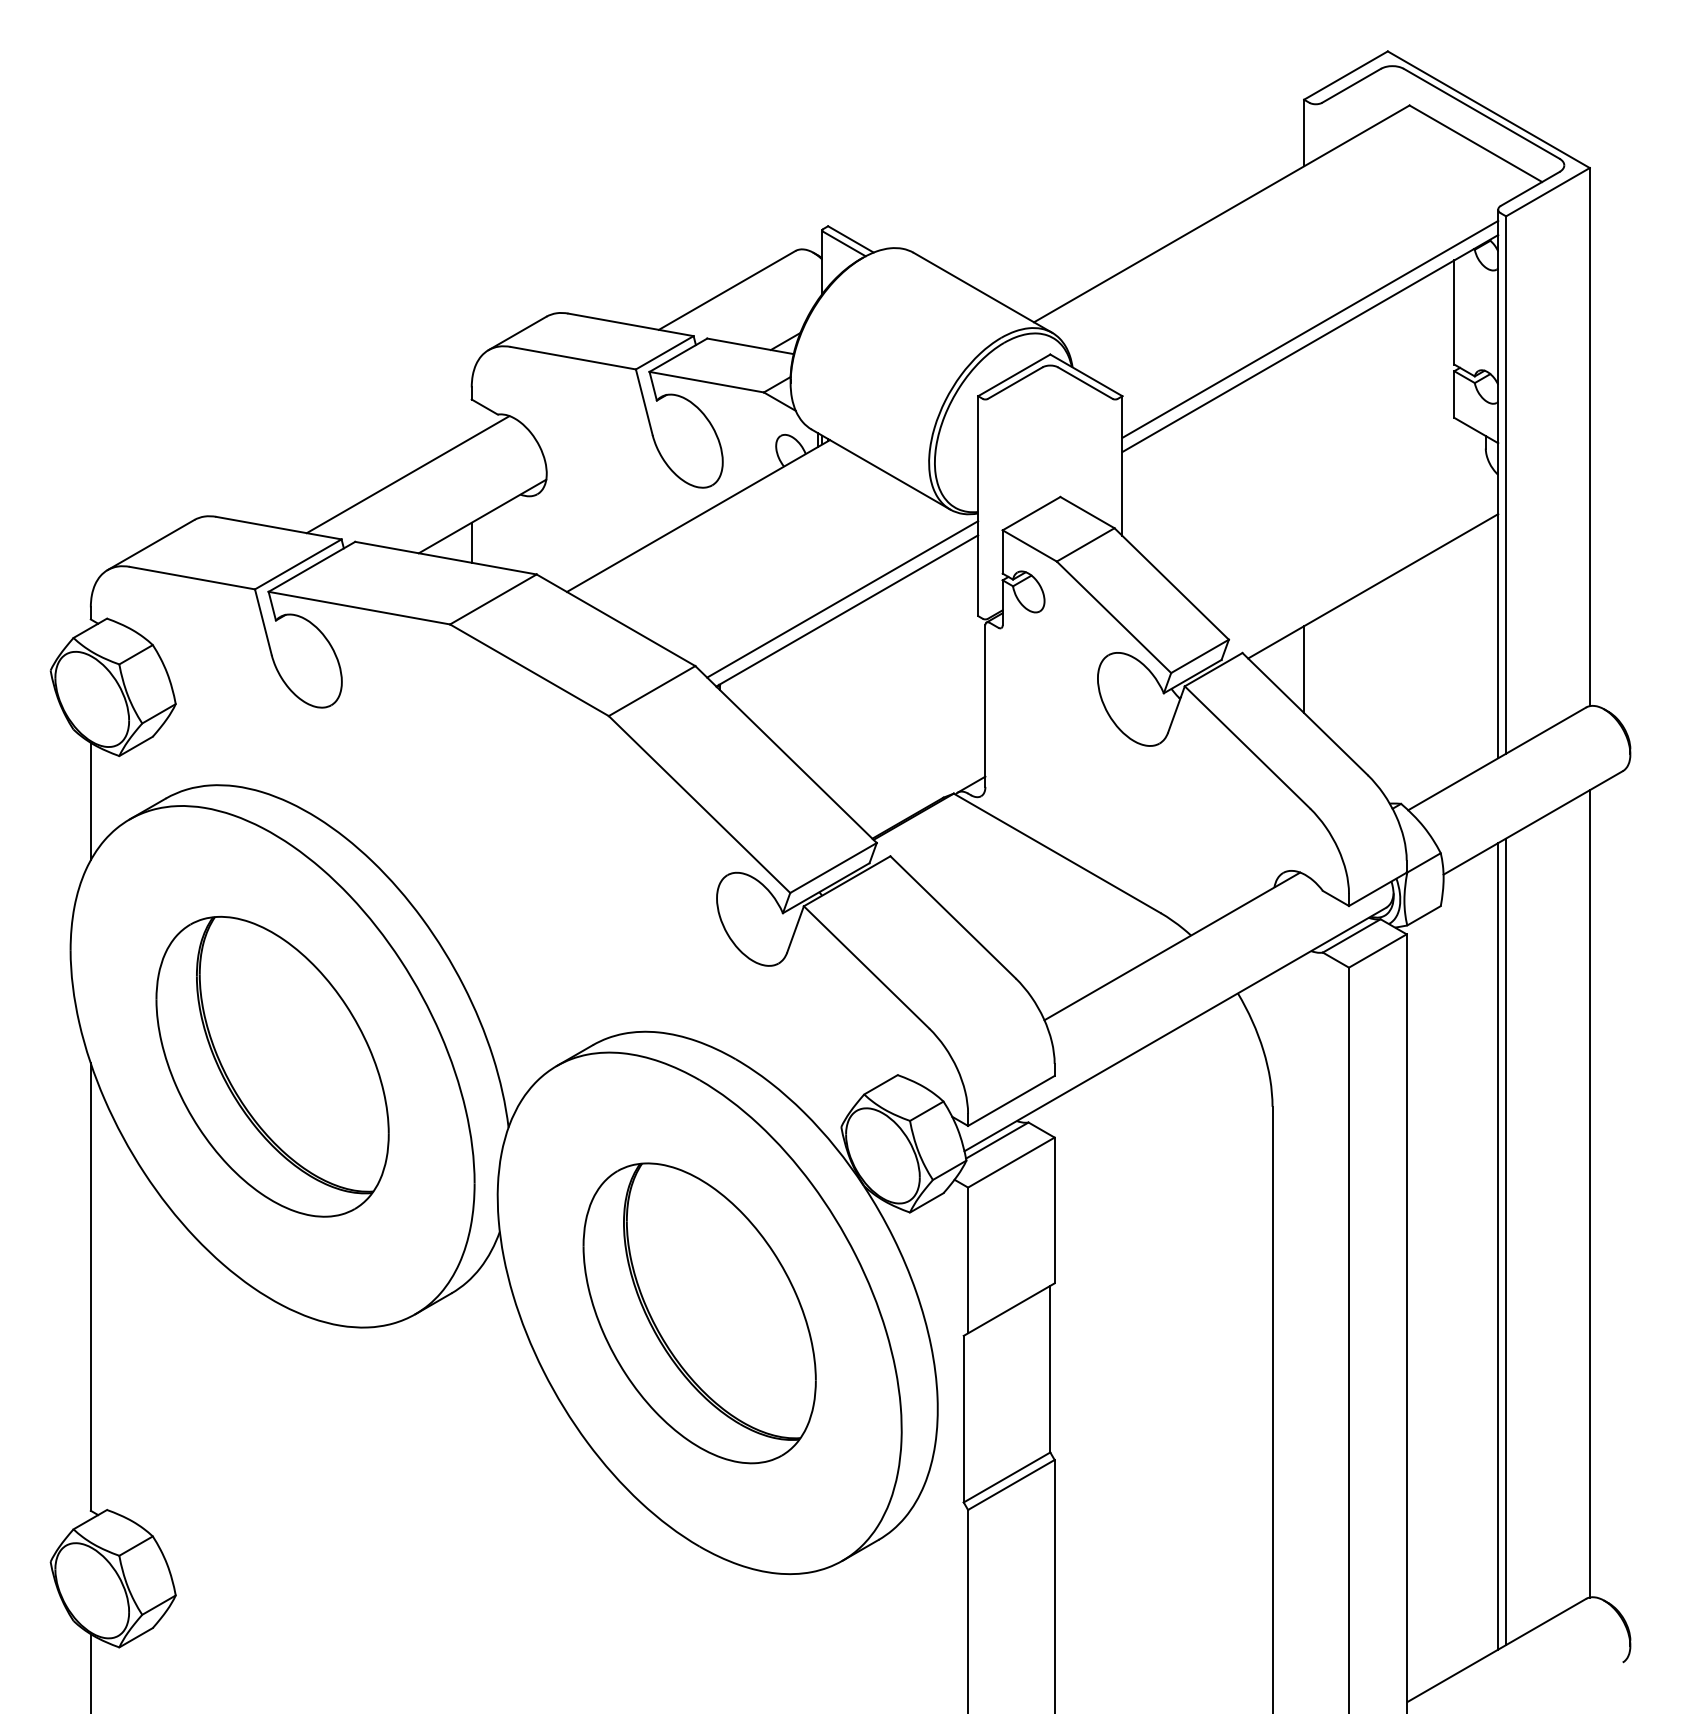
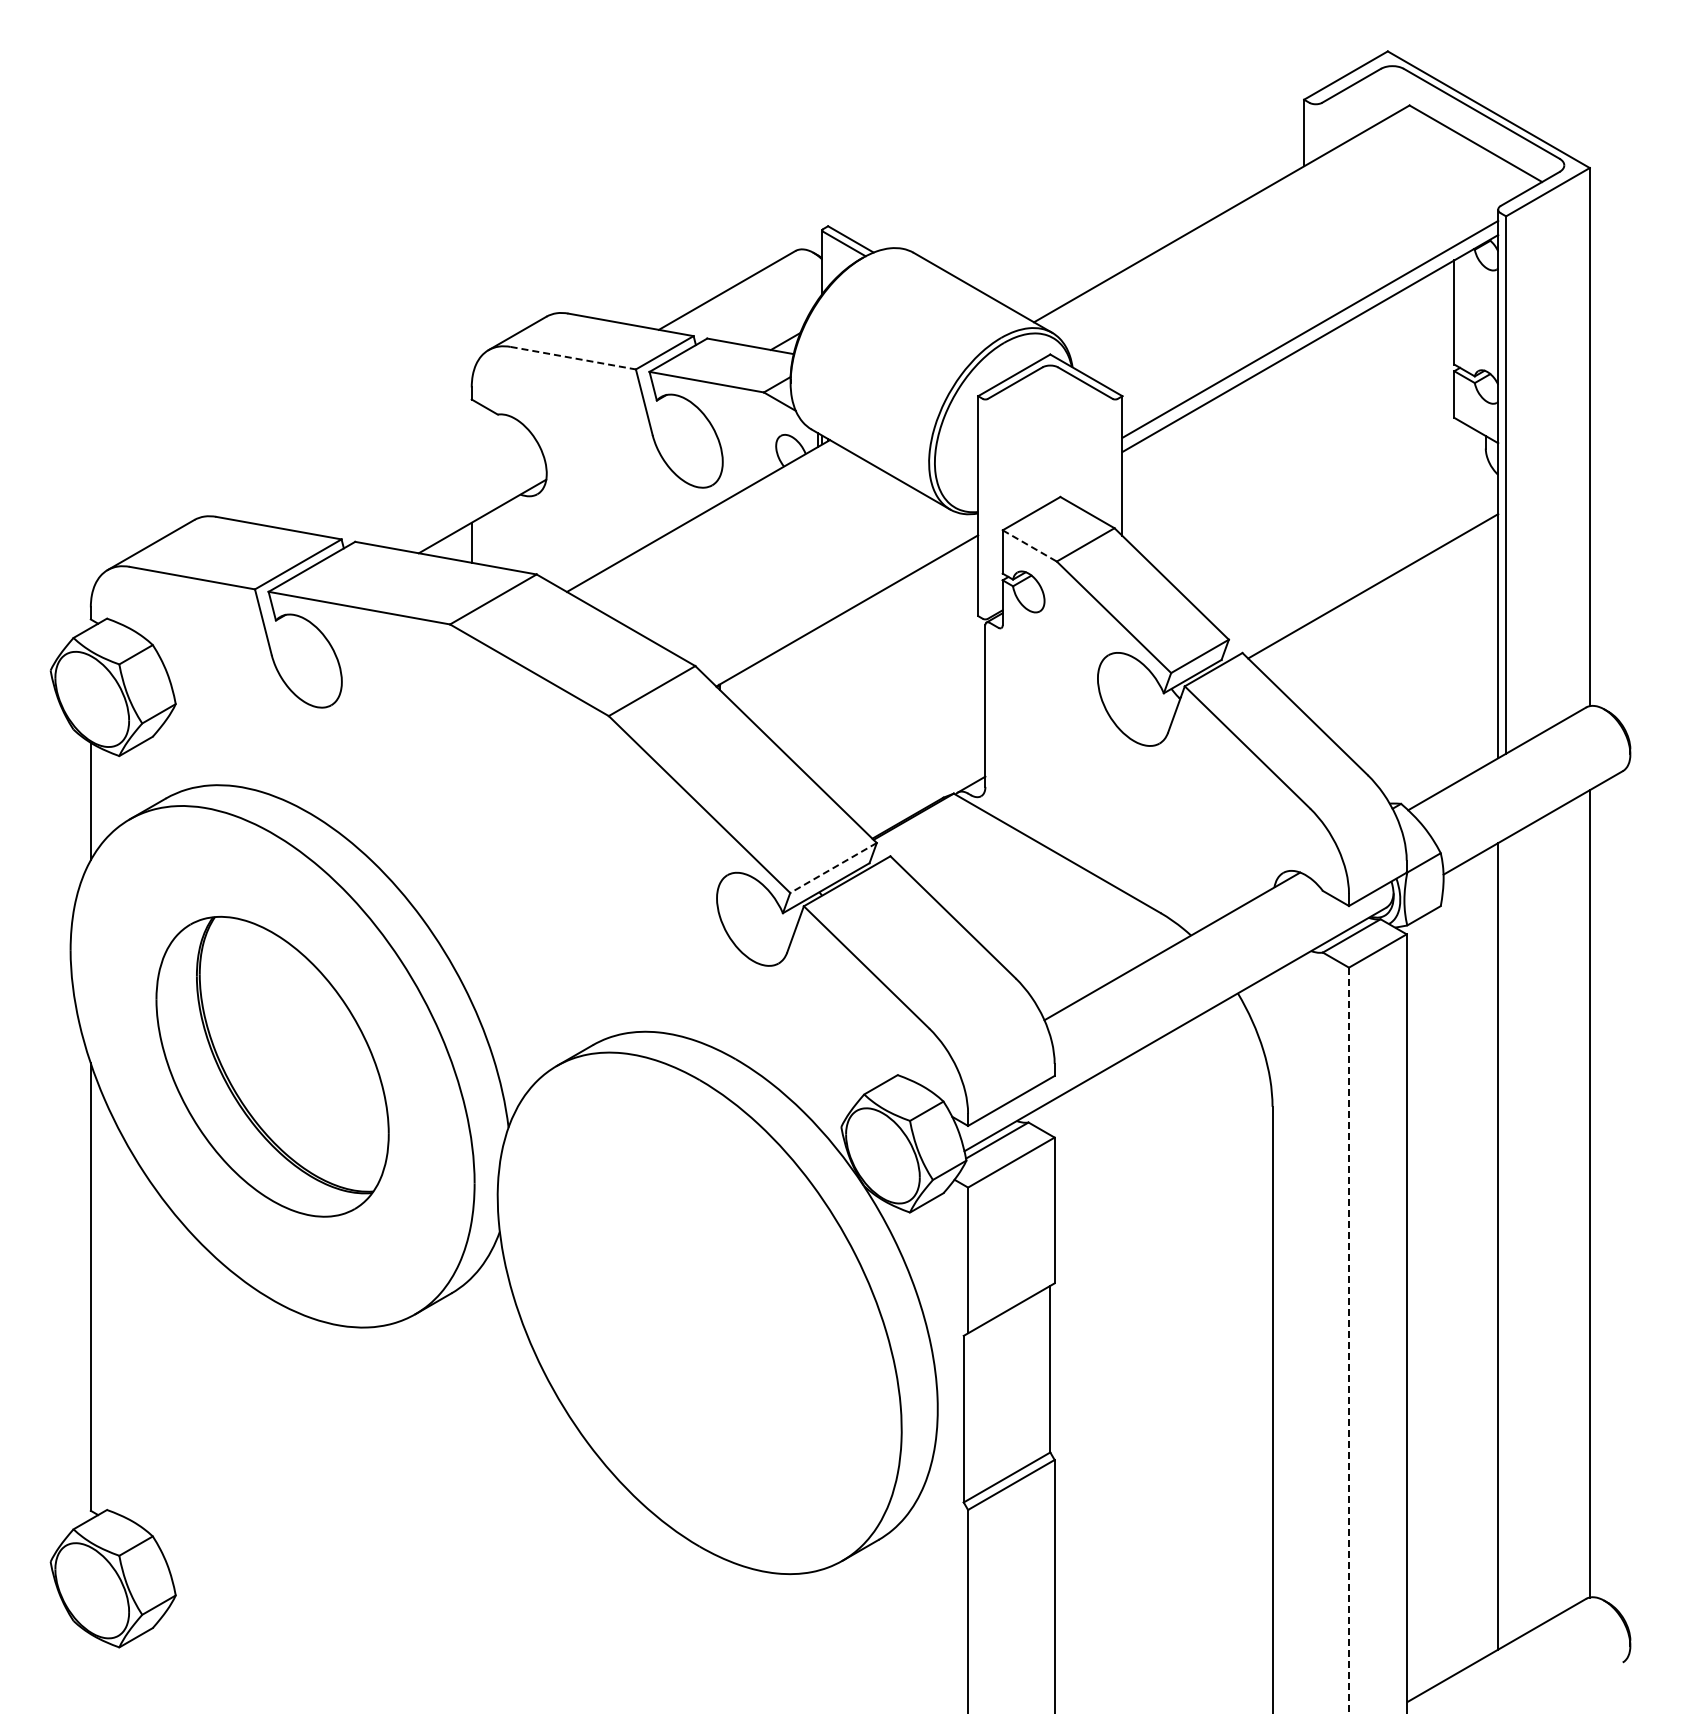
line: solid -> dashed (573, 358)
line: present -> none (407, 474)
line: solid -> dashed (1030, 546)
line: present -> none (842, 599)
line: present -> none (1304, 669)
line: solid -> dashed (833, 867)
line: present -> none (1506, 1241)
part: present -> none (699, 1313)
line: solid -> dashed (1349, 1340)
line: present -> none (90, 1672)
